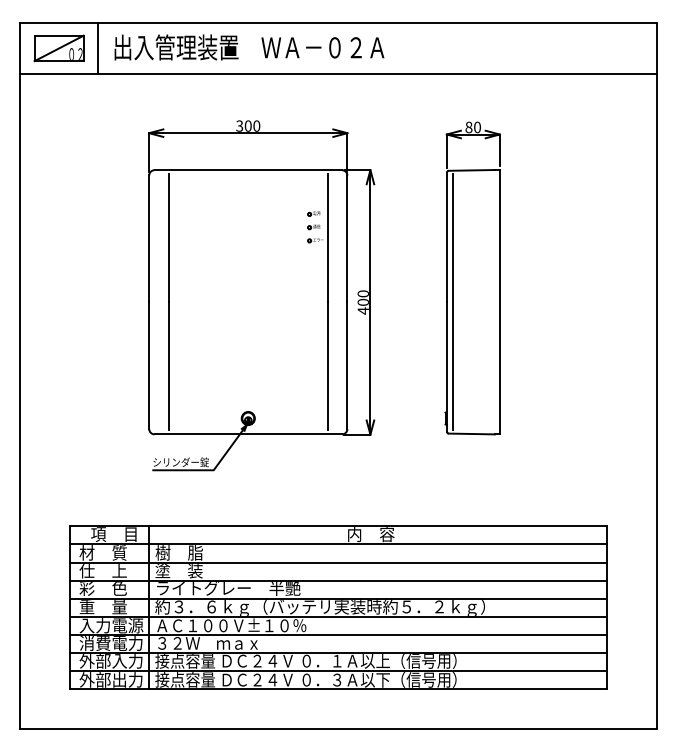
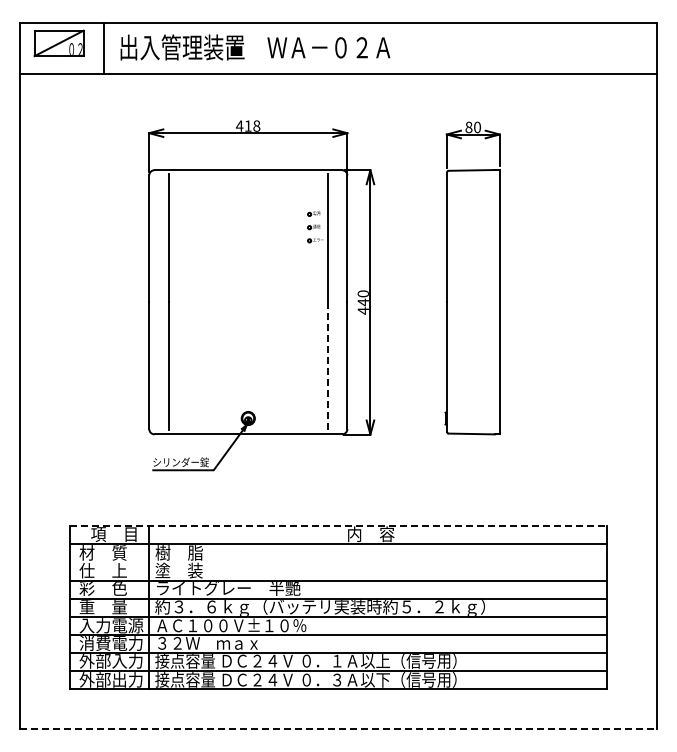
text position: (249, 47) -> (255, 47) (255, 47)
part position: (58, 48) -> (58, 43) (58, 43)
line position: (97, 48) -> (103, 48) (103, 48)
text: 300 -> 418 (247, 125)
text: 400 -> 440 (362, 302)
line: present -> none (453, 302)
line: solid -> dashed (327, 366)
line: solid -> dashed (338, 526)
line: present -> none (338, 562)
line: solid -> dashed (338, 729)
